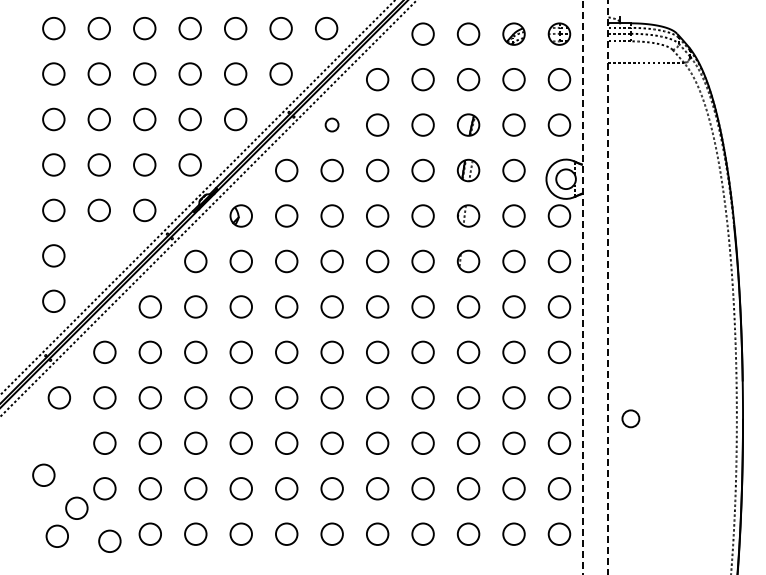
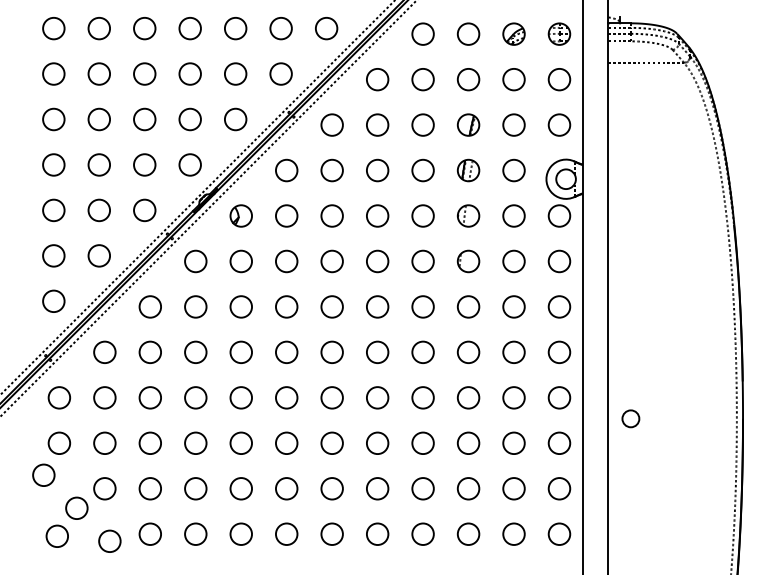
circle size: 16x16 px -> 24x24 px (331, 124)
circle: none -> present (98, 255)
line: dashed -> solid (608, 286)
line: dashed -> solid (582, 287)
circle: none -> present (59, 442)
